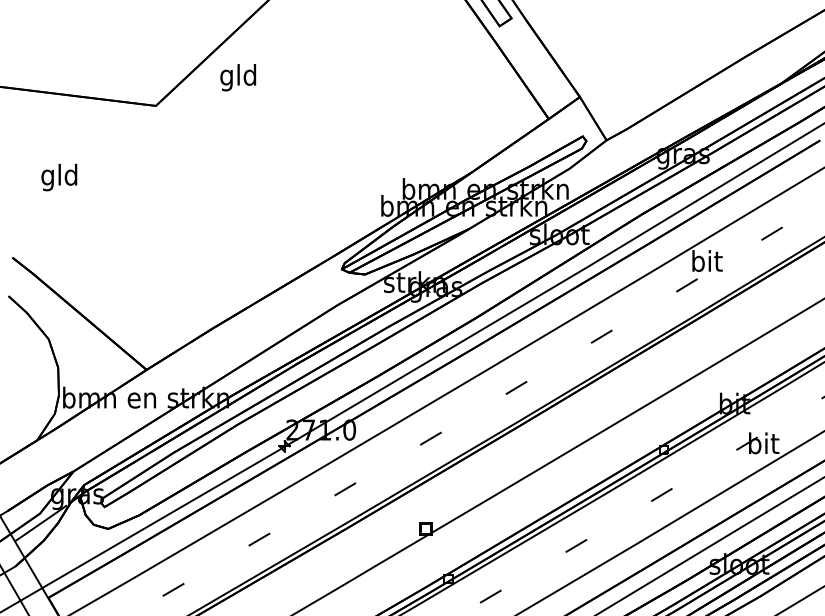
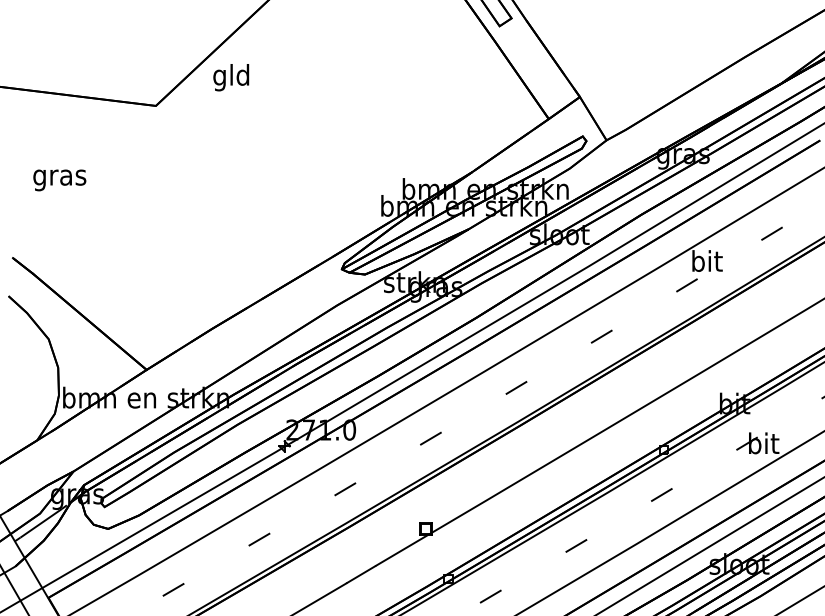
text position: (238, 77) -> (231, 77) (231, 77)
text: gld -> gras (59, 177)
